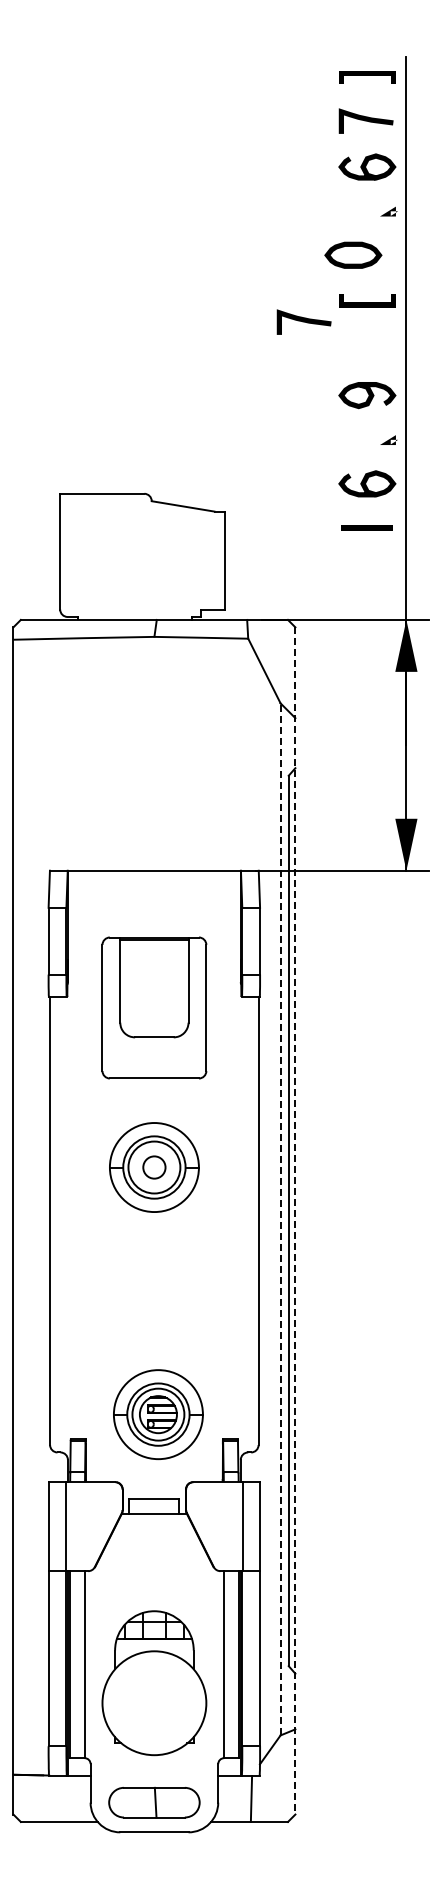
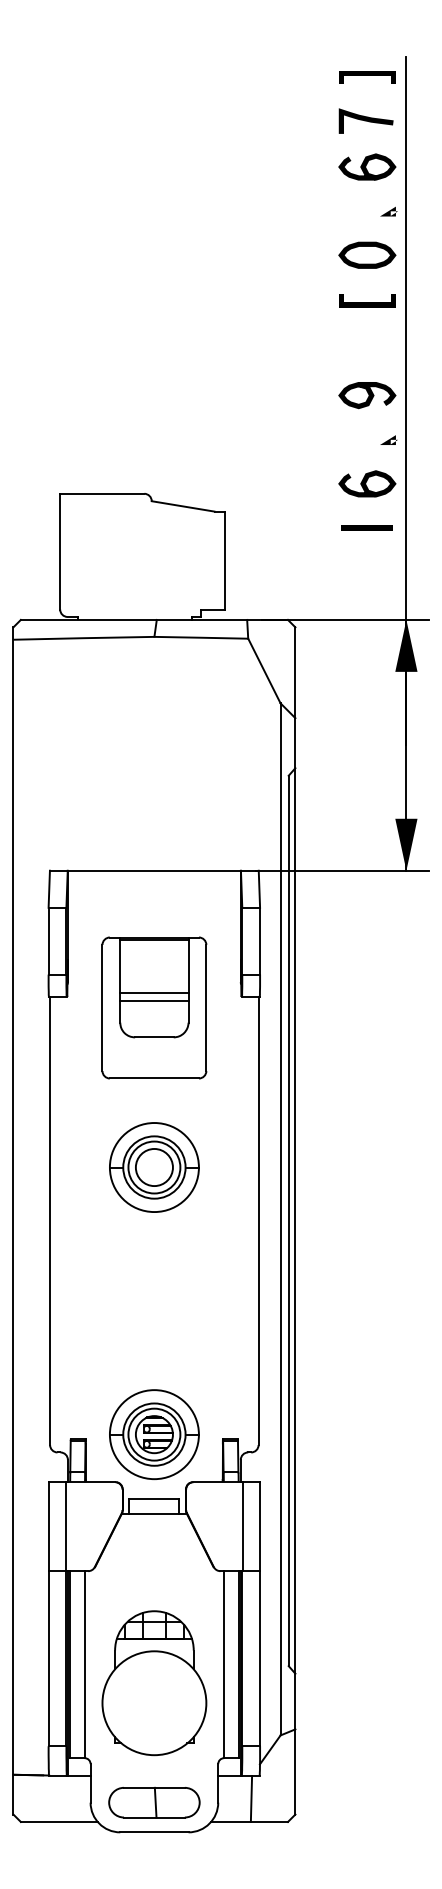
part position: (353, 254) -> (367, 254) (367, 254)
curve: present -> none (303, 321)
line: none -> present (154, 993)
line: none -> present (154, 1000)
circle diameter: 22 px -> 37 px (153, 1167)
line: dashed -> solid (280, 1218)
line: dashed -> solid (295, 1220)
part position: (158, 1414) -> (154, 1434) (154, 1434)
